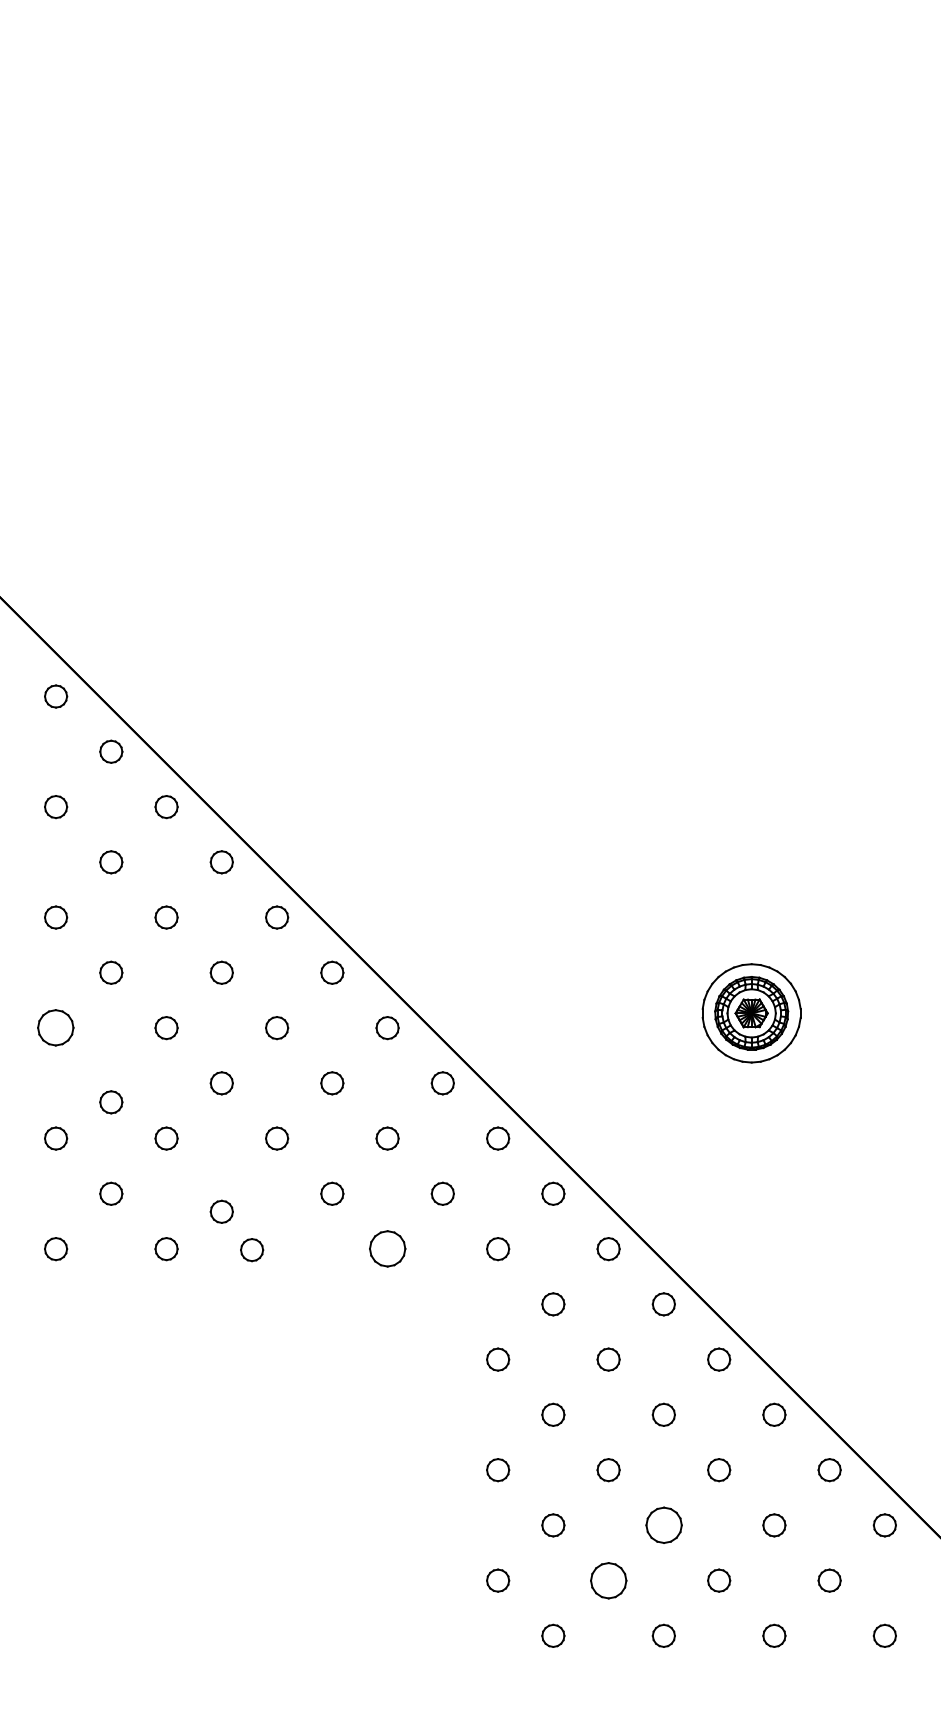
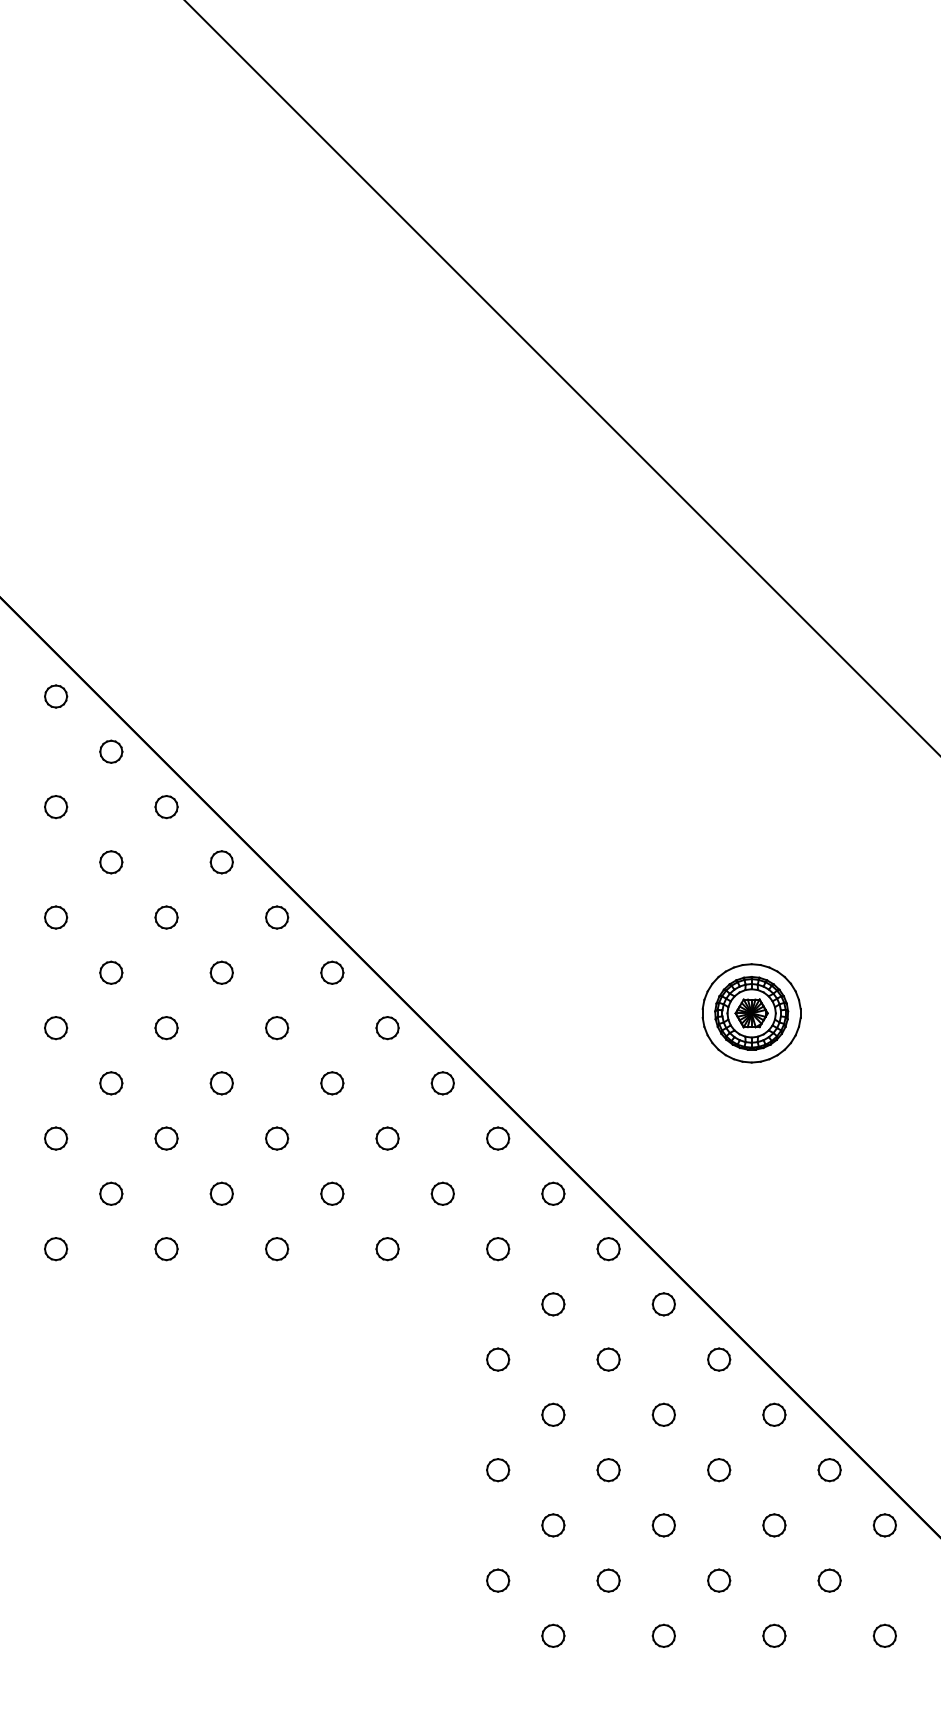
line: none -> present (561, 377)
part size: 38x38 px -> 25x25 px (56, 1028)
part position: (111, 1102) -> (111, 1083) (111, 1083)
part position: (221, 1211) -> (221, 1193) (221, 1193)
part size: 38x38 px -> 25x25 px (387, 1249)
part position: (252, 1250) -> (277, 1249) (277, 1249)
part size: 38x38 px -> 25x25 px (663, 1525)
part size: 38x38 px -> 25x25 px (608, 1580)
